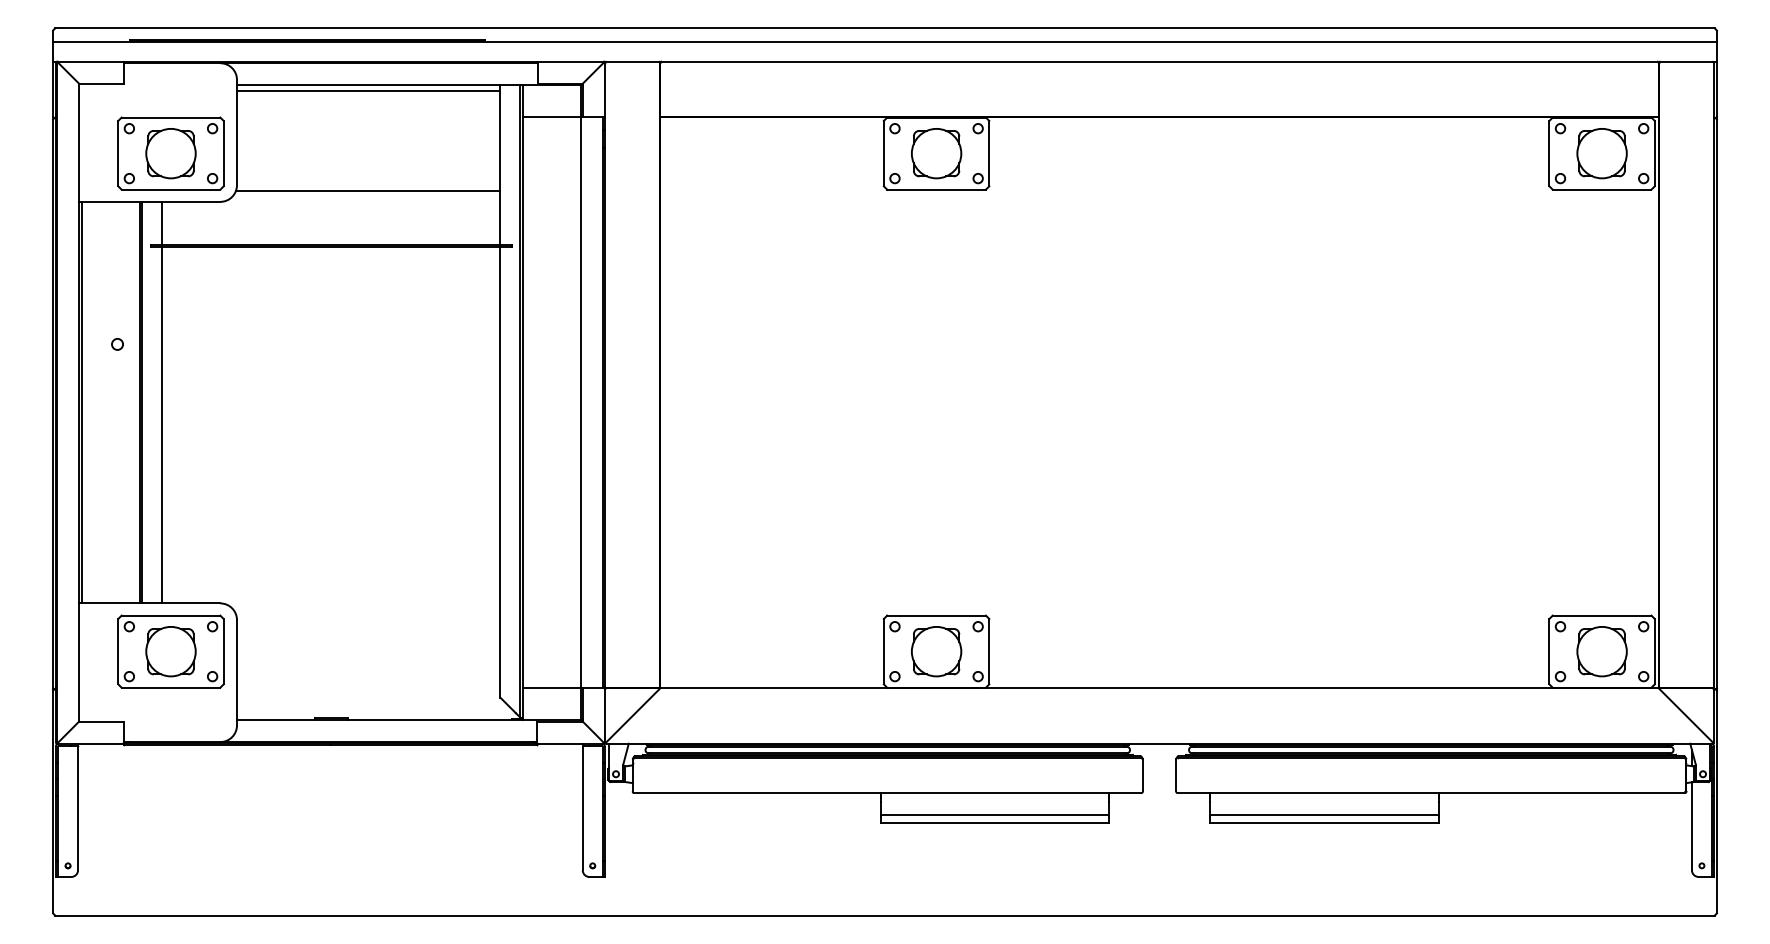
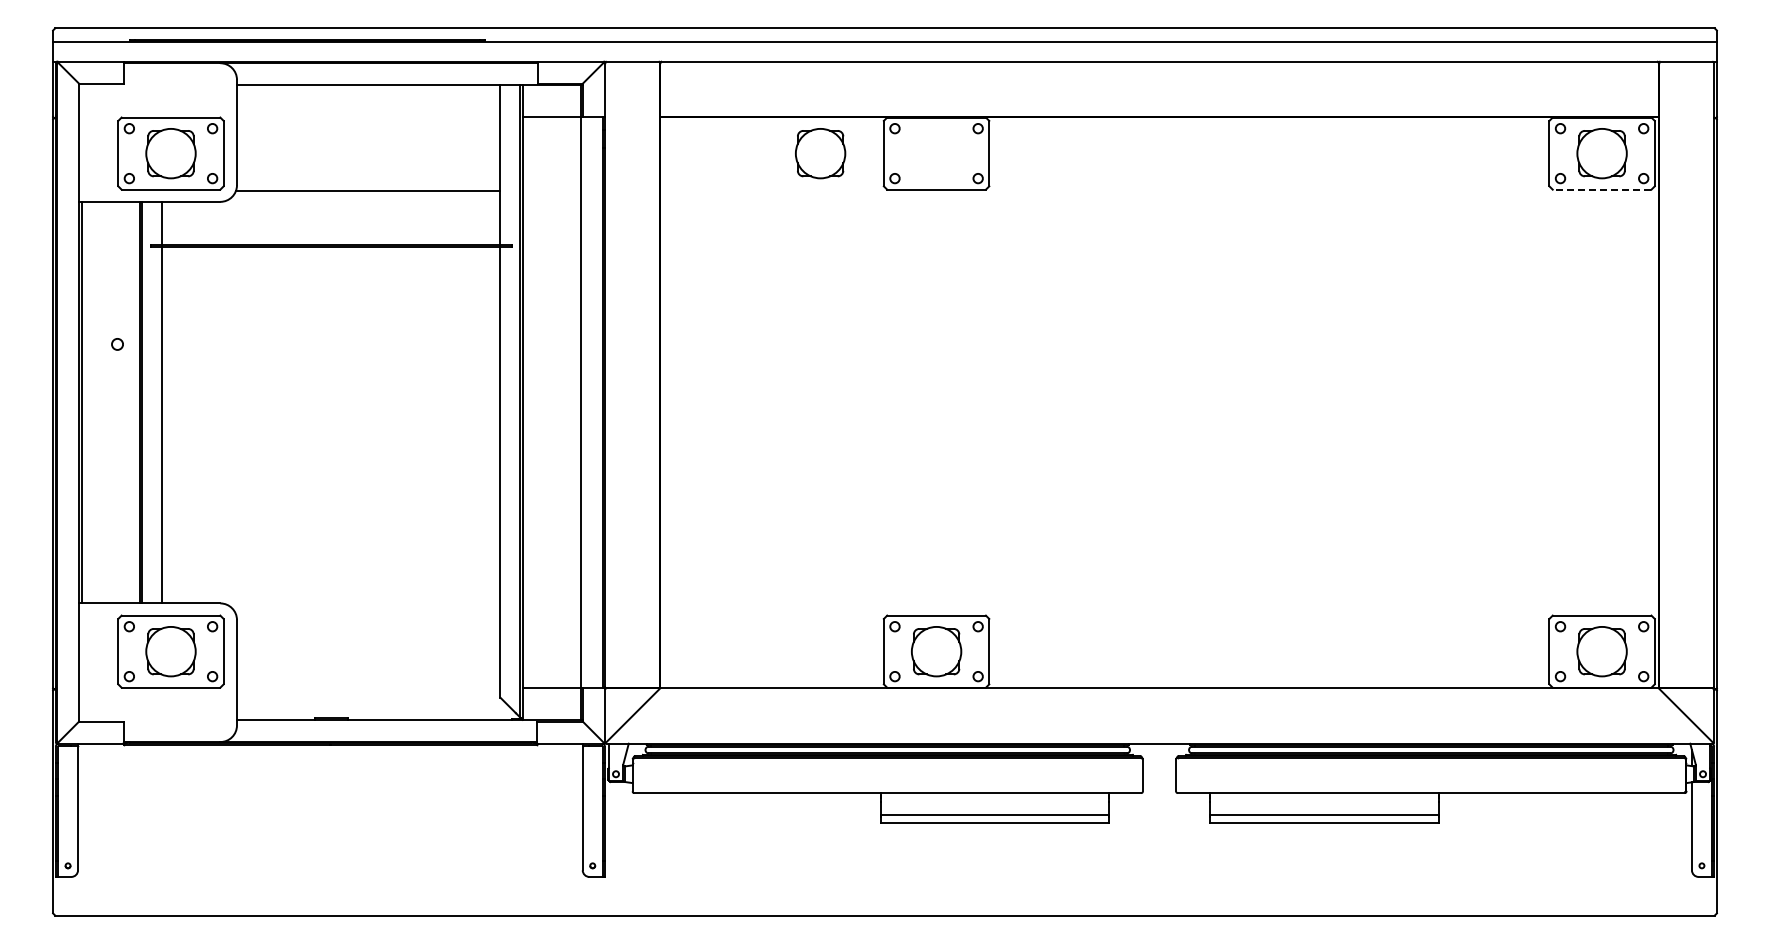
line: present -> none (368, 90)
part position: (936, 153) -> (820, 153) (820, 153)
line: solid -> dashed (1601, 189)
